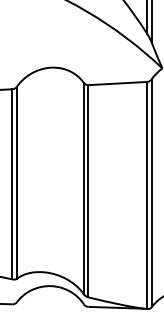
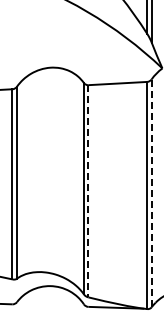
line: solid -> dashed (88, 191)
line: solid -> dashed (151, 193)
